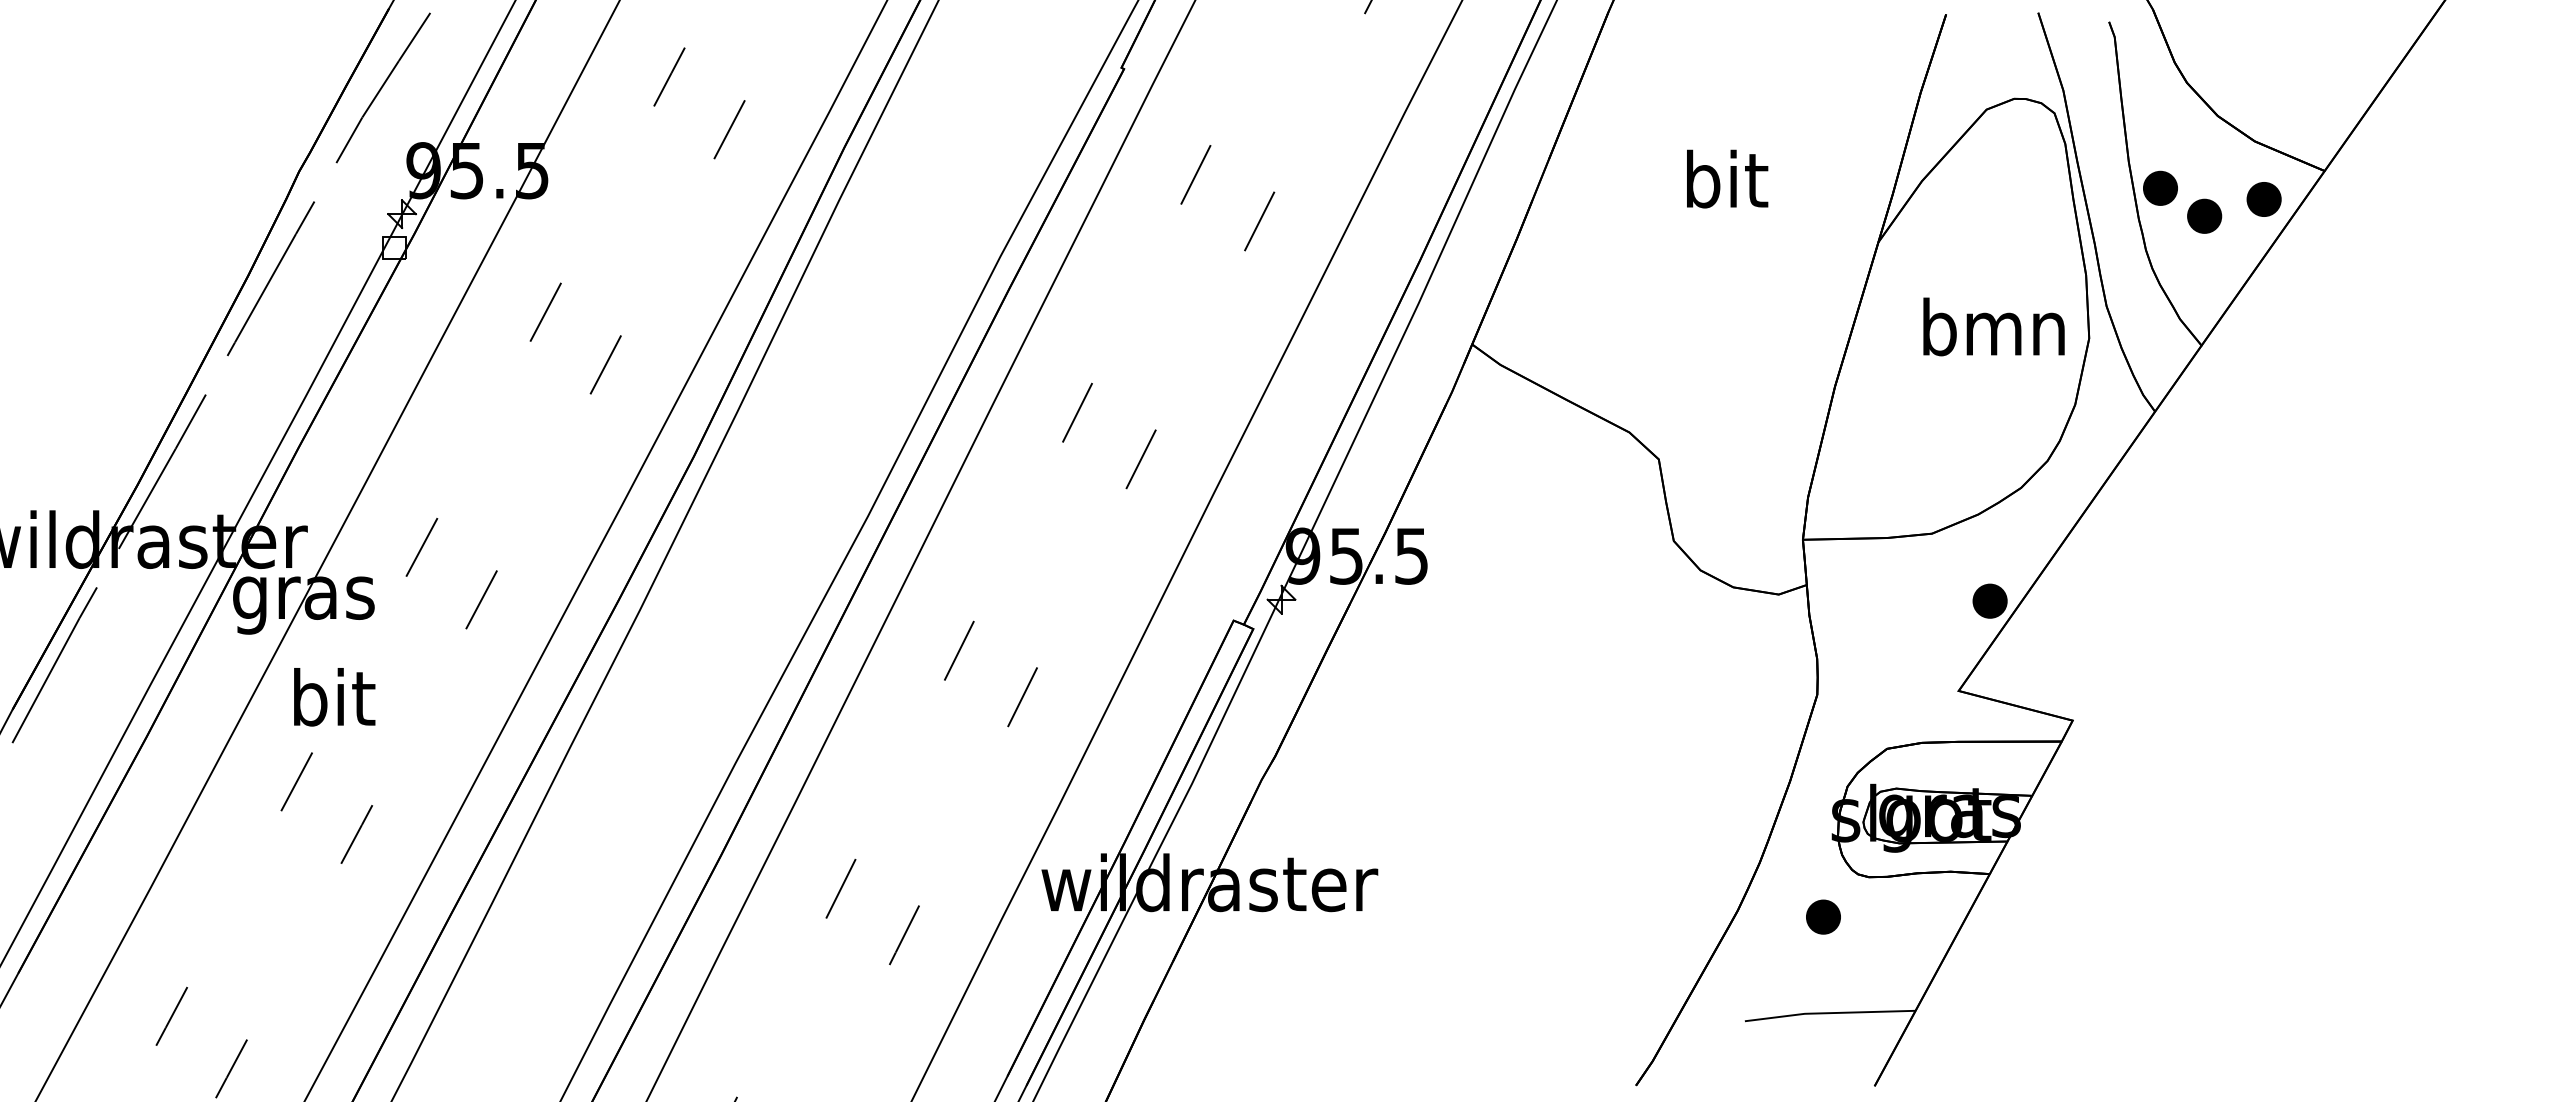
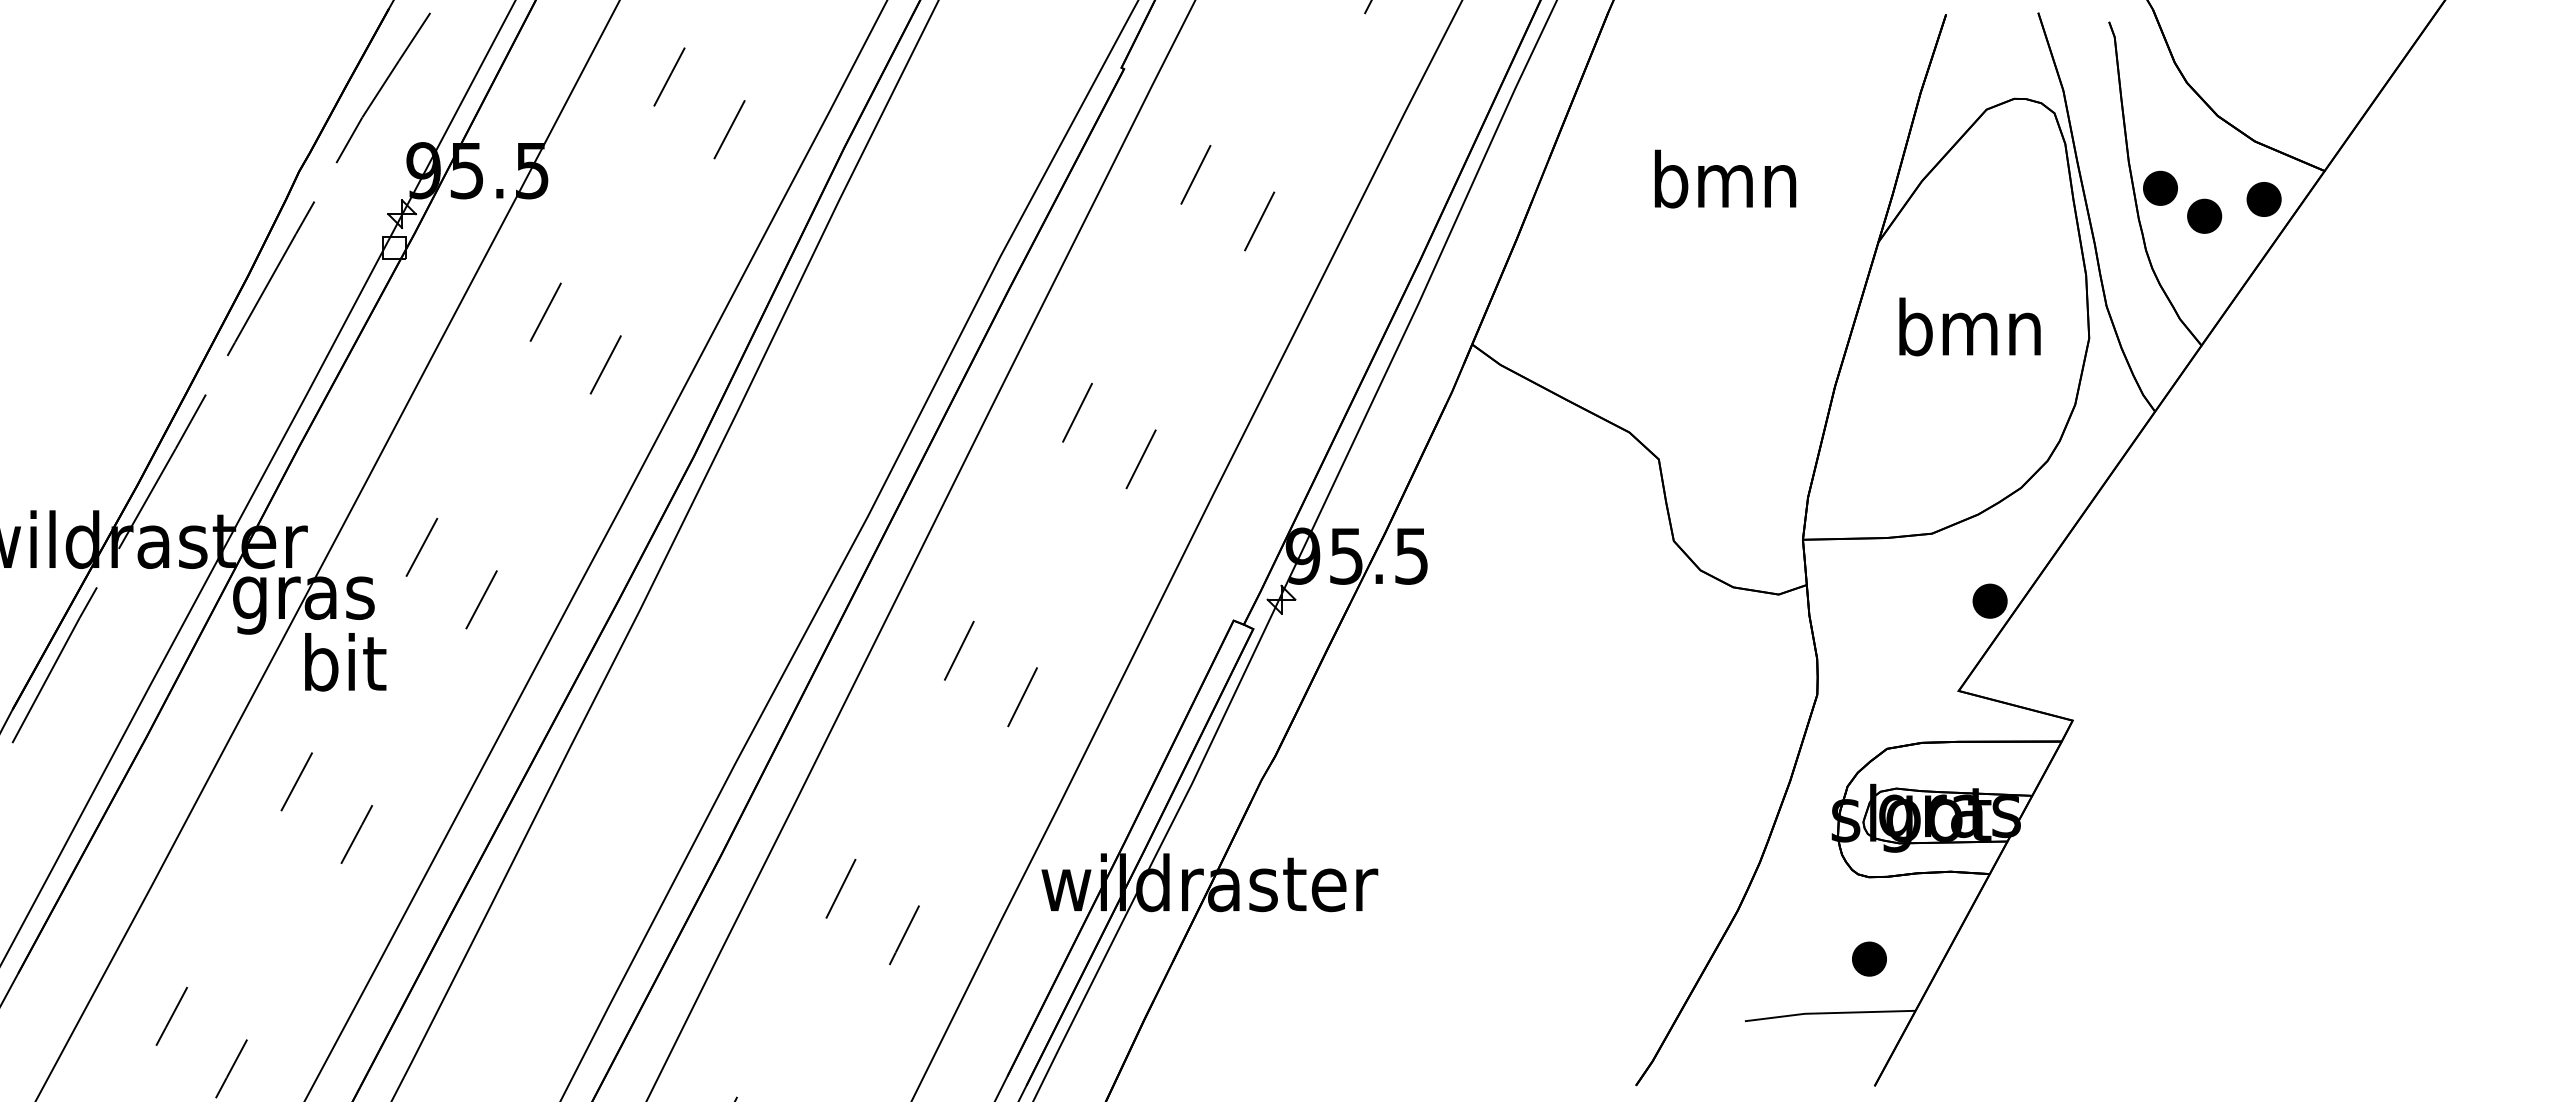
text: bit -> bmn (1725, 178)
text position: (1993, 326) -> (1969, 326) (1969, 326)
text position: (334, 697) -> (345, 662) (345, 662)
part position: (1823, 916) -> (1869, 958) (1869, 958)
